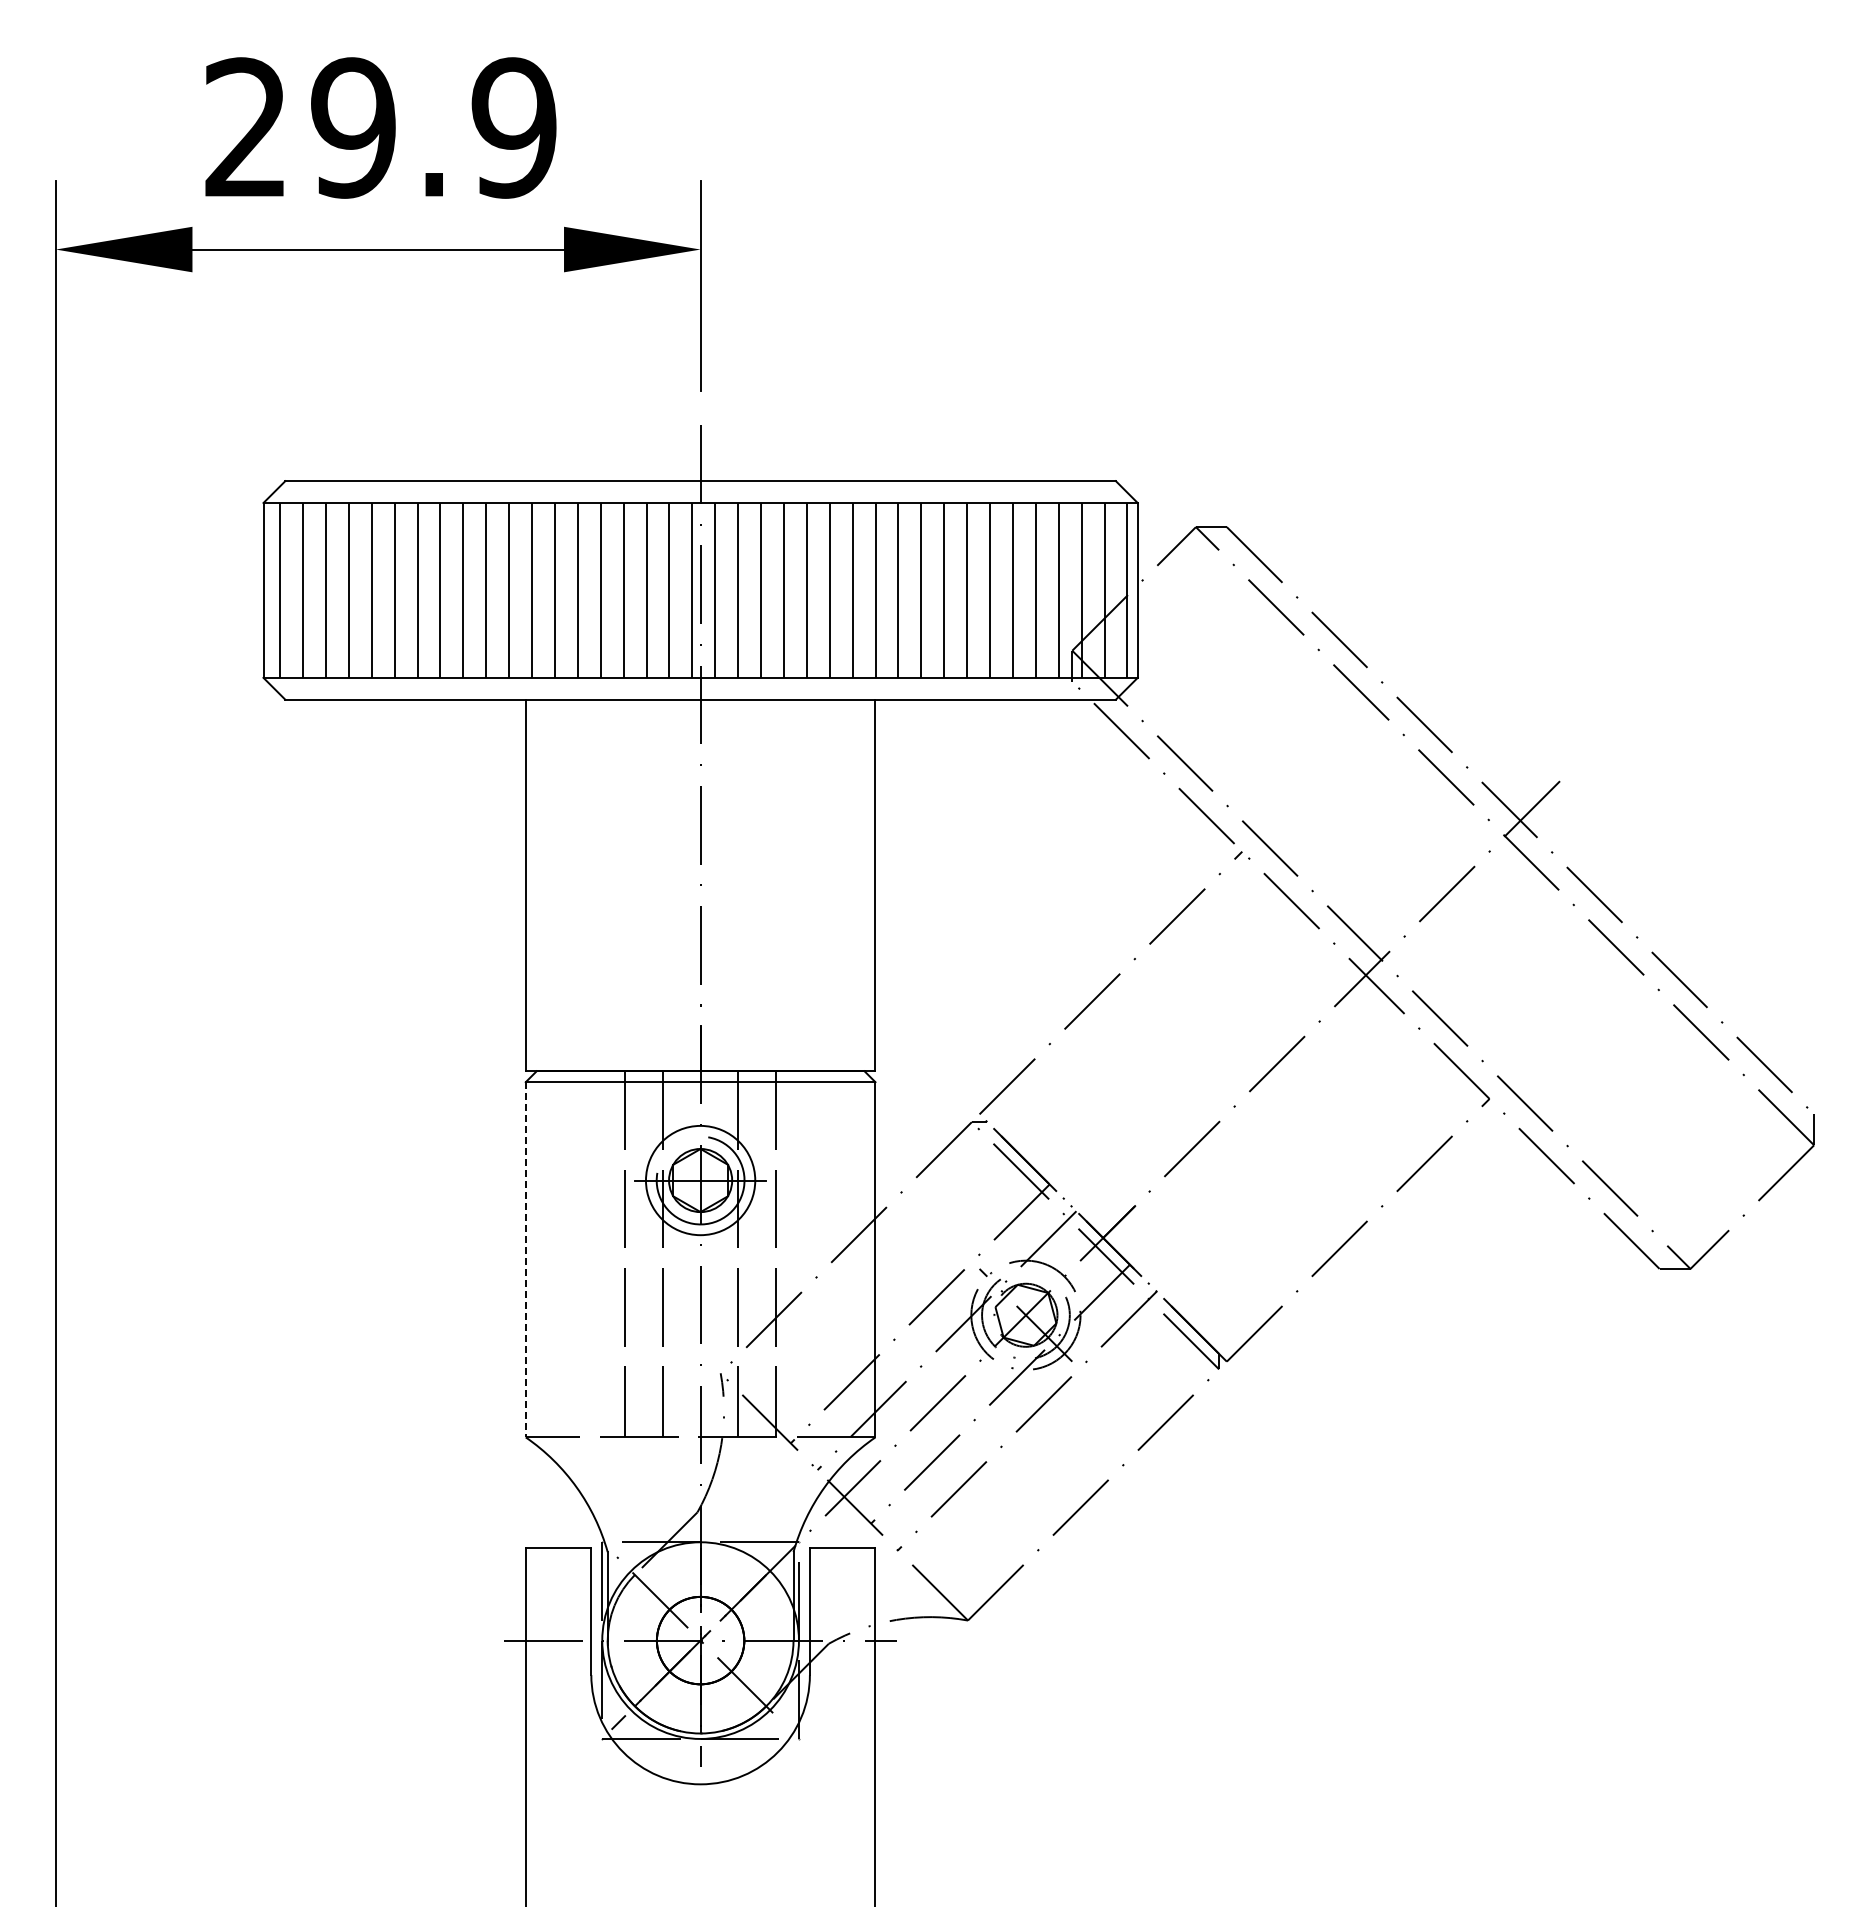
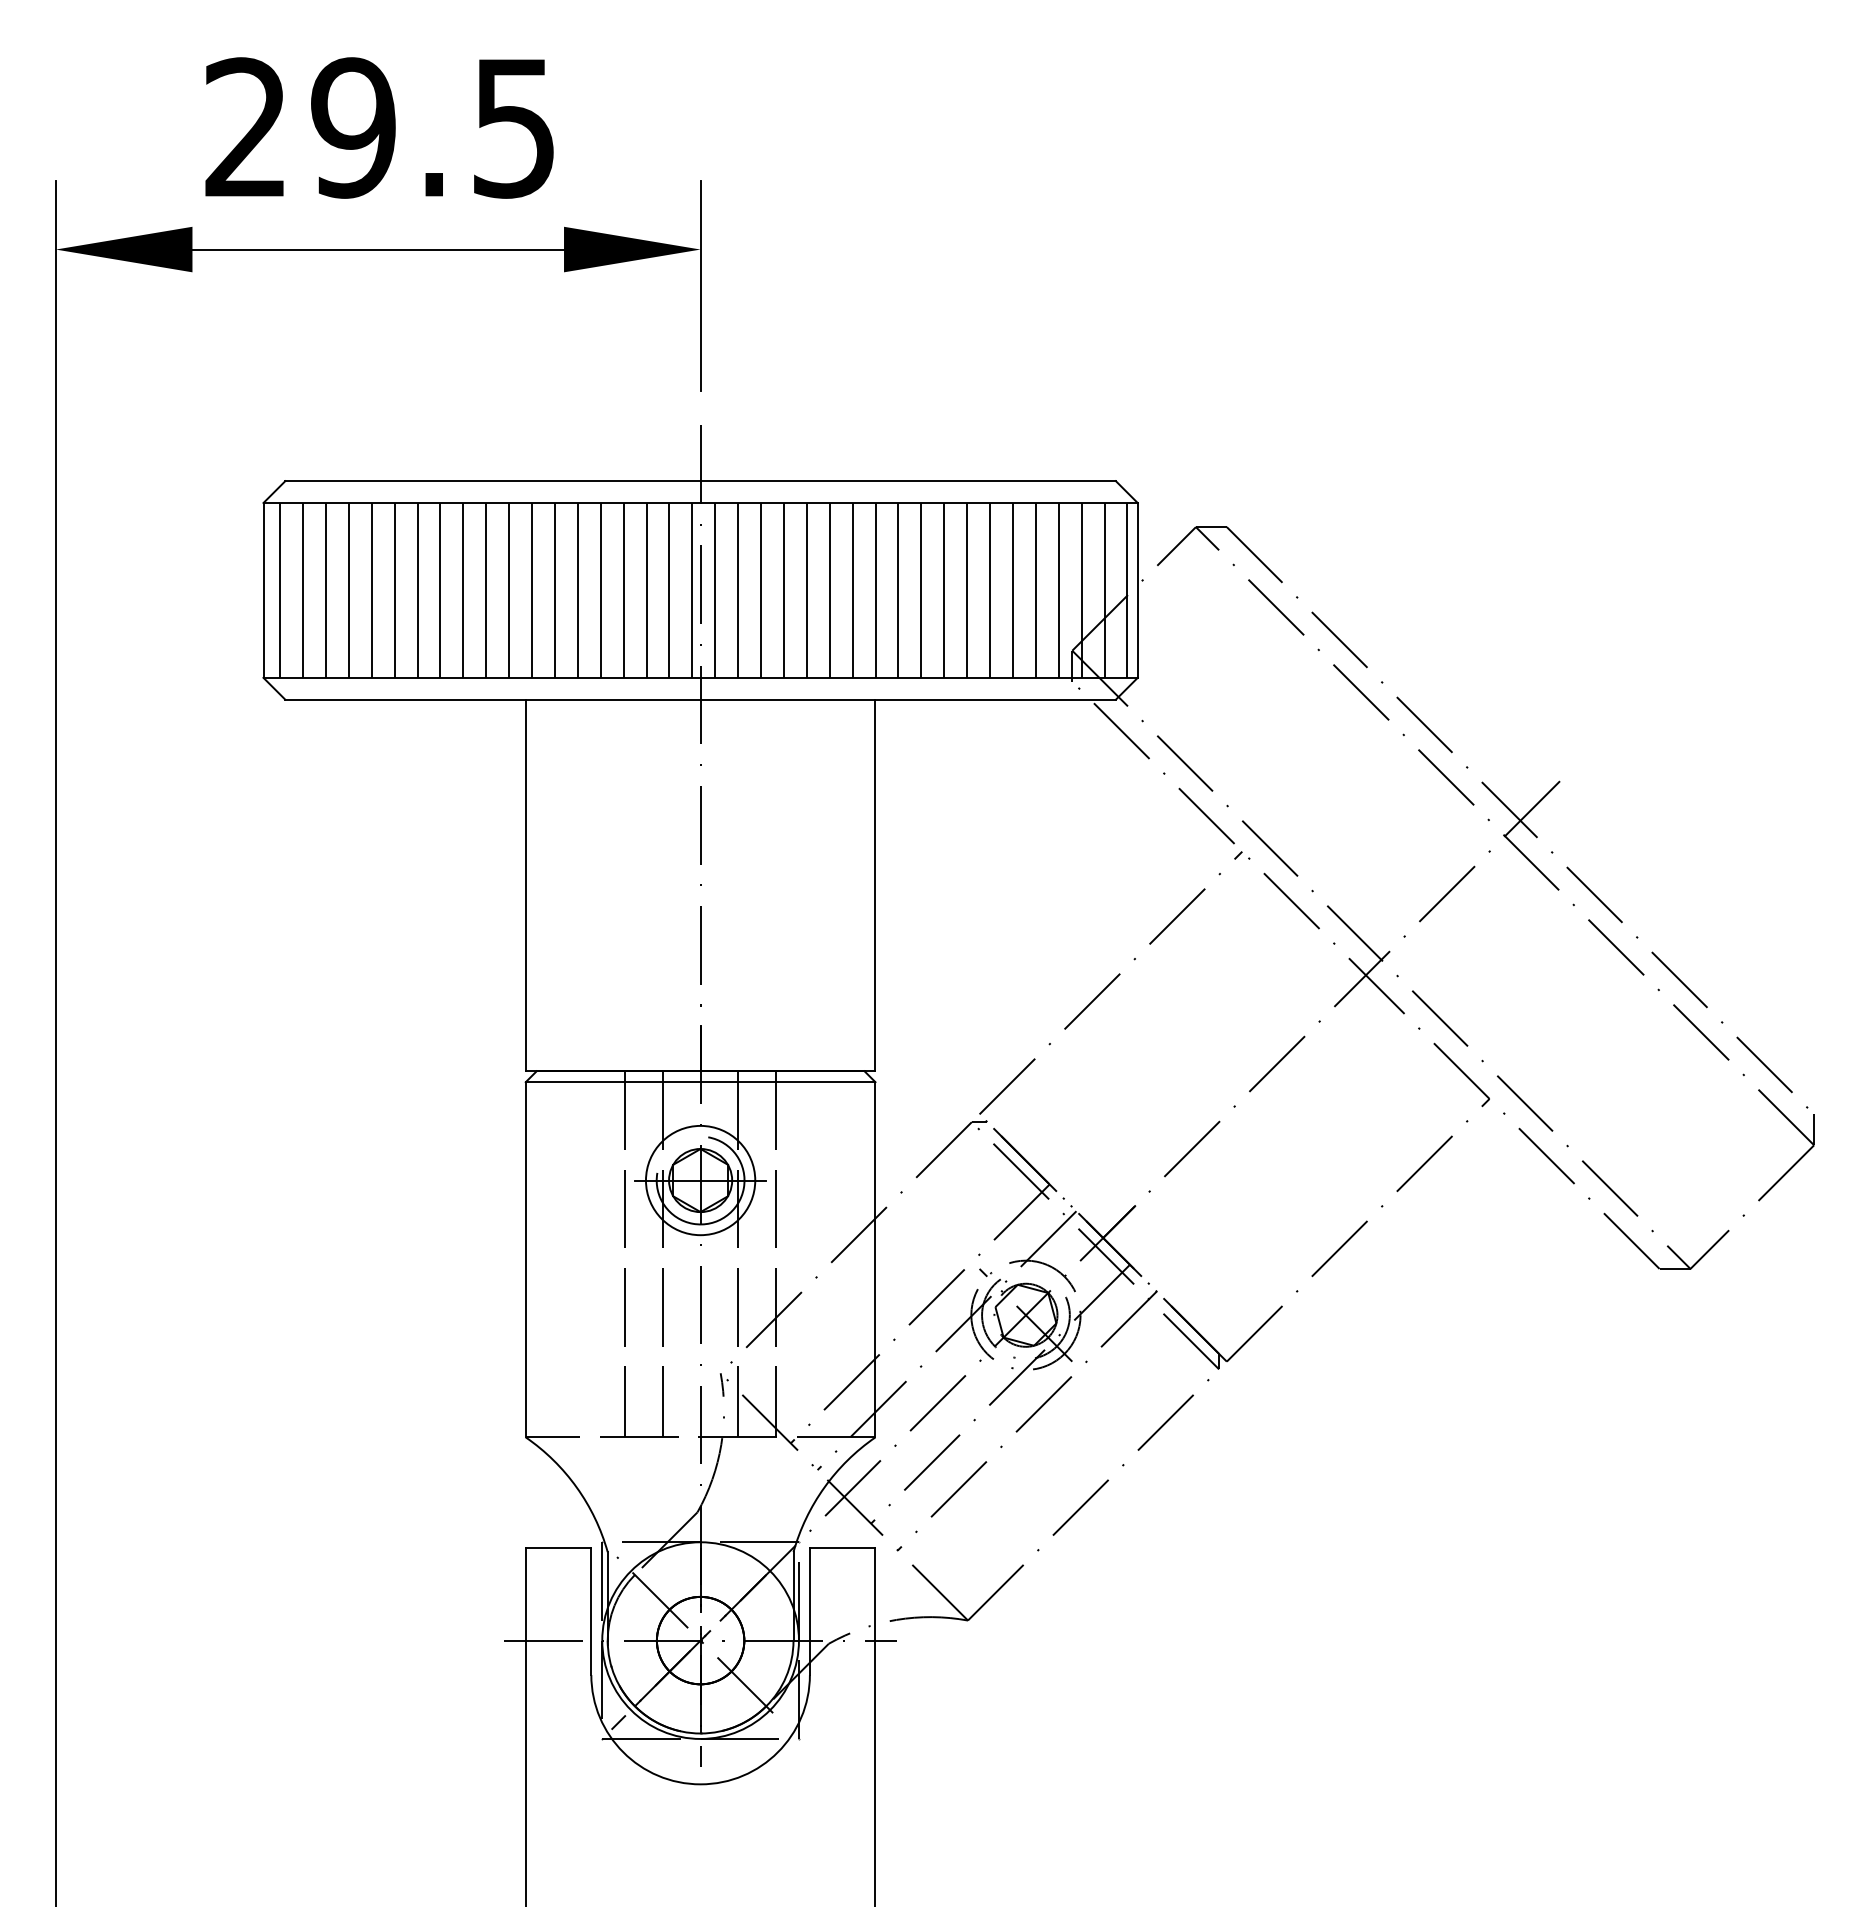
text: 29.9 -> 29.5 (513, 127)
line: dashed -> solid (525, 1259)
